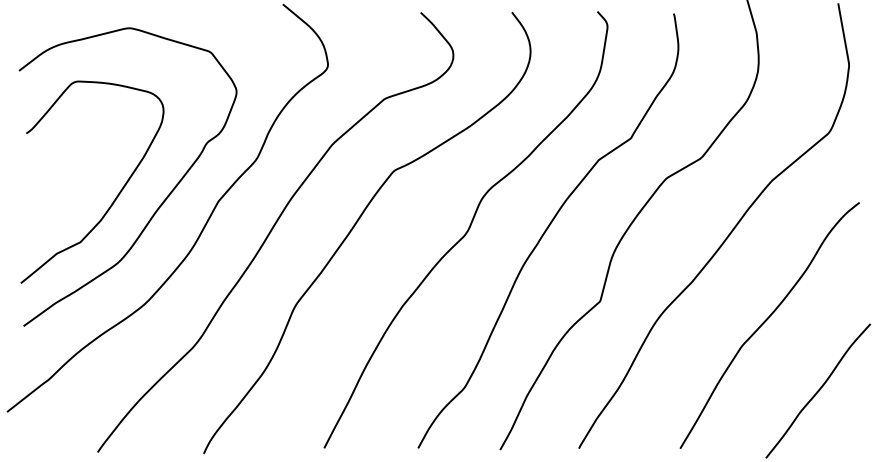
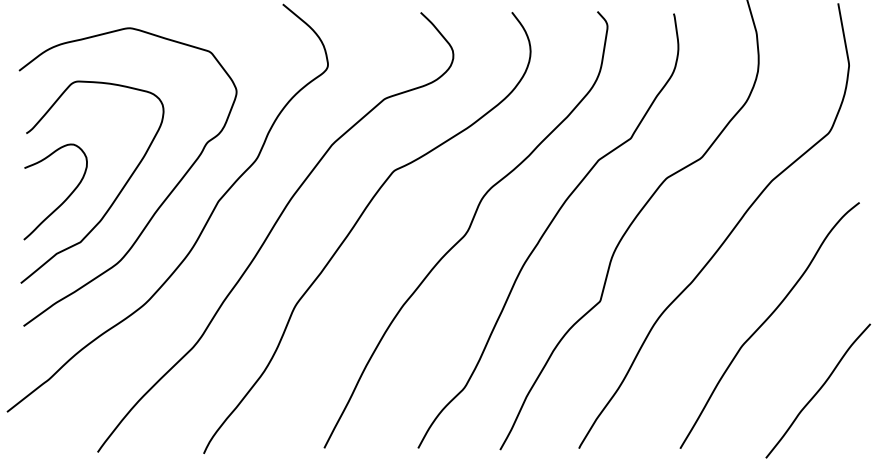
curve: none -> present (66, 197)
